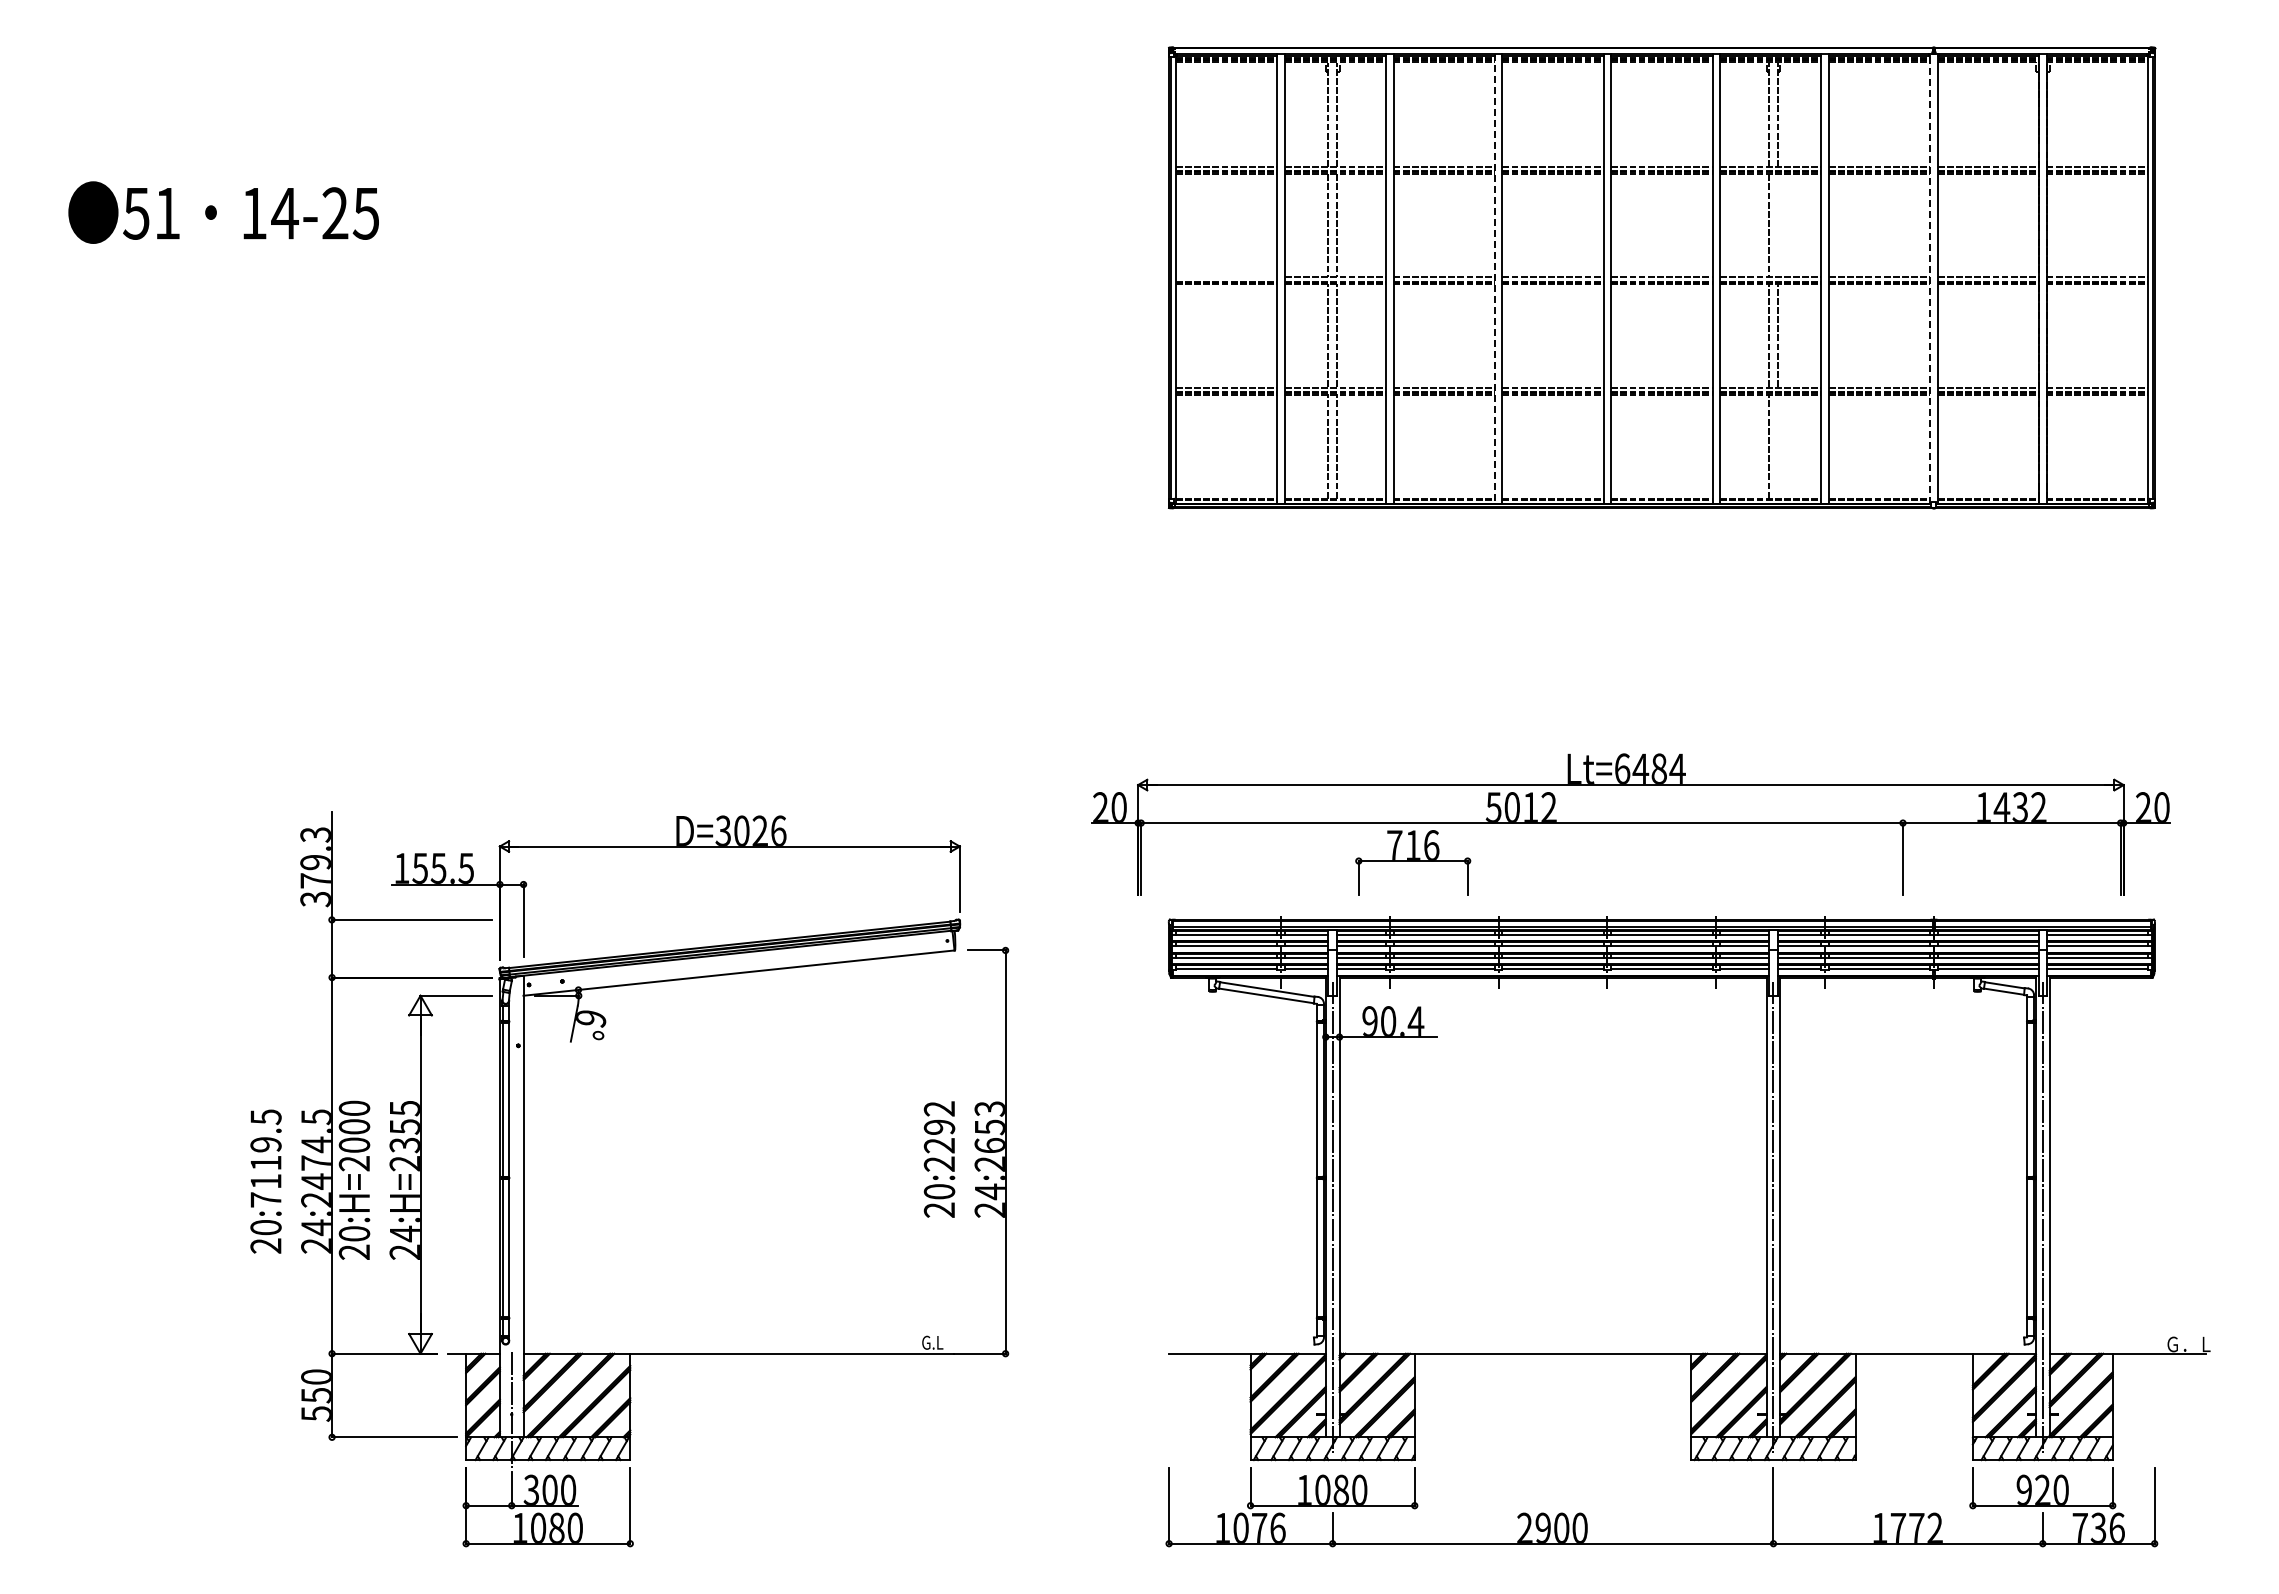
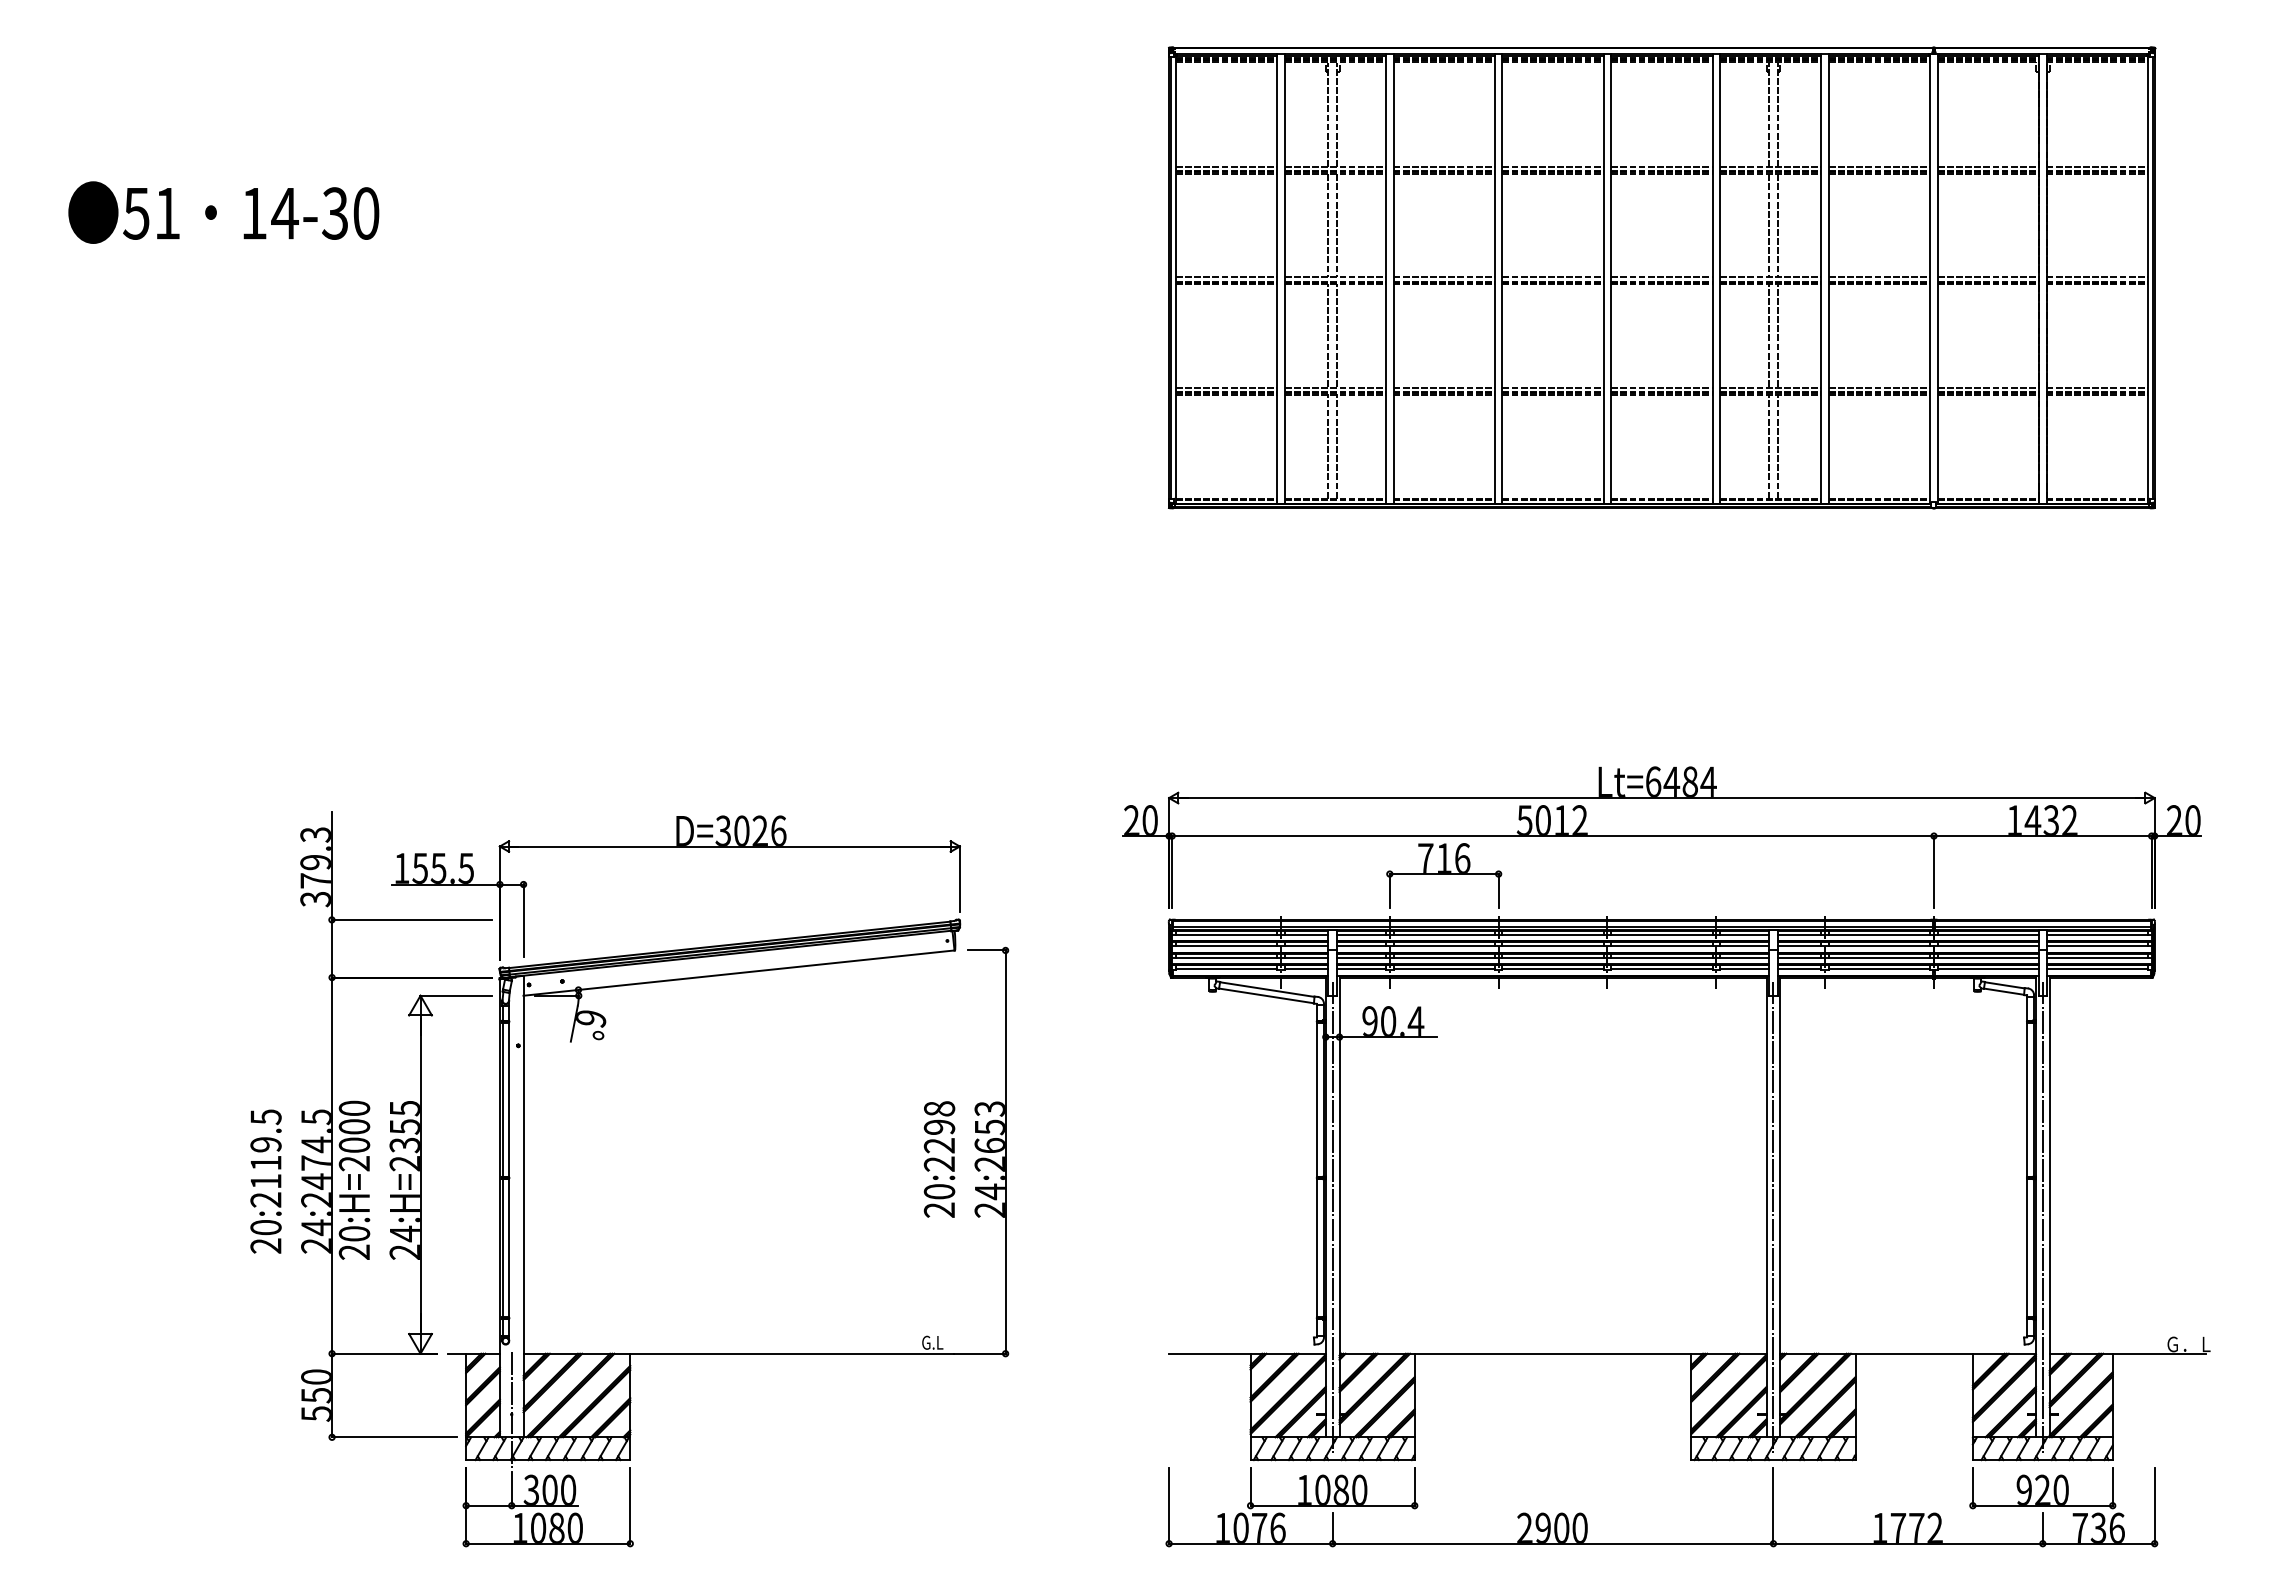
text: 14-25 -> 14-30 (350, 213)
line: none -> present (1777, 225)
line: none -> present (1226, 277)
line: dashed -> solid (1494, 279)
line: dashed -> solid (1930, 279)
line: none -> present (1777, 446)
part position: (1630, 824) -> (1661, 837) (1661, 837)
text: 20:2292 -> 20:2298 (939, 1108)
text: 20:7119.5 -> 20:2119.5 (265, 1199)
